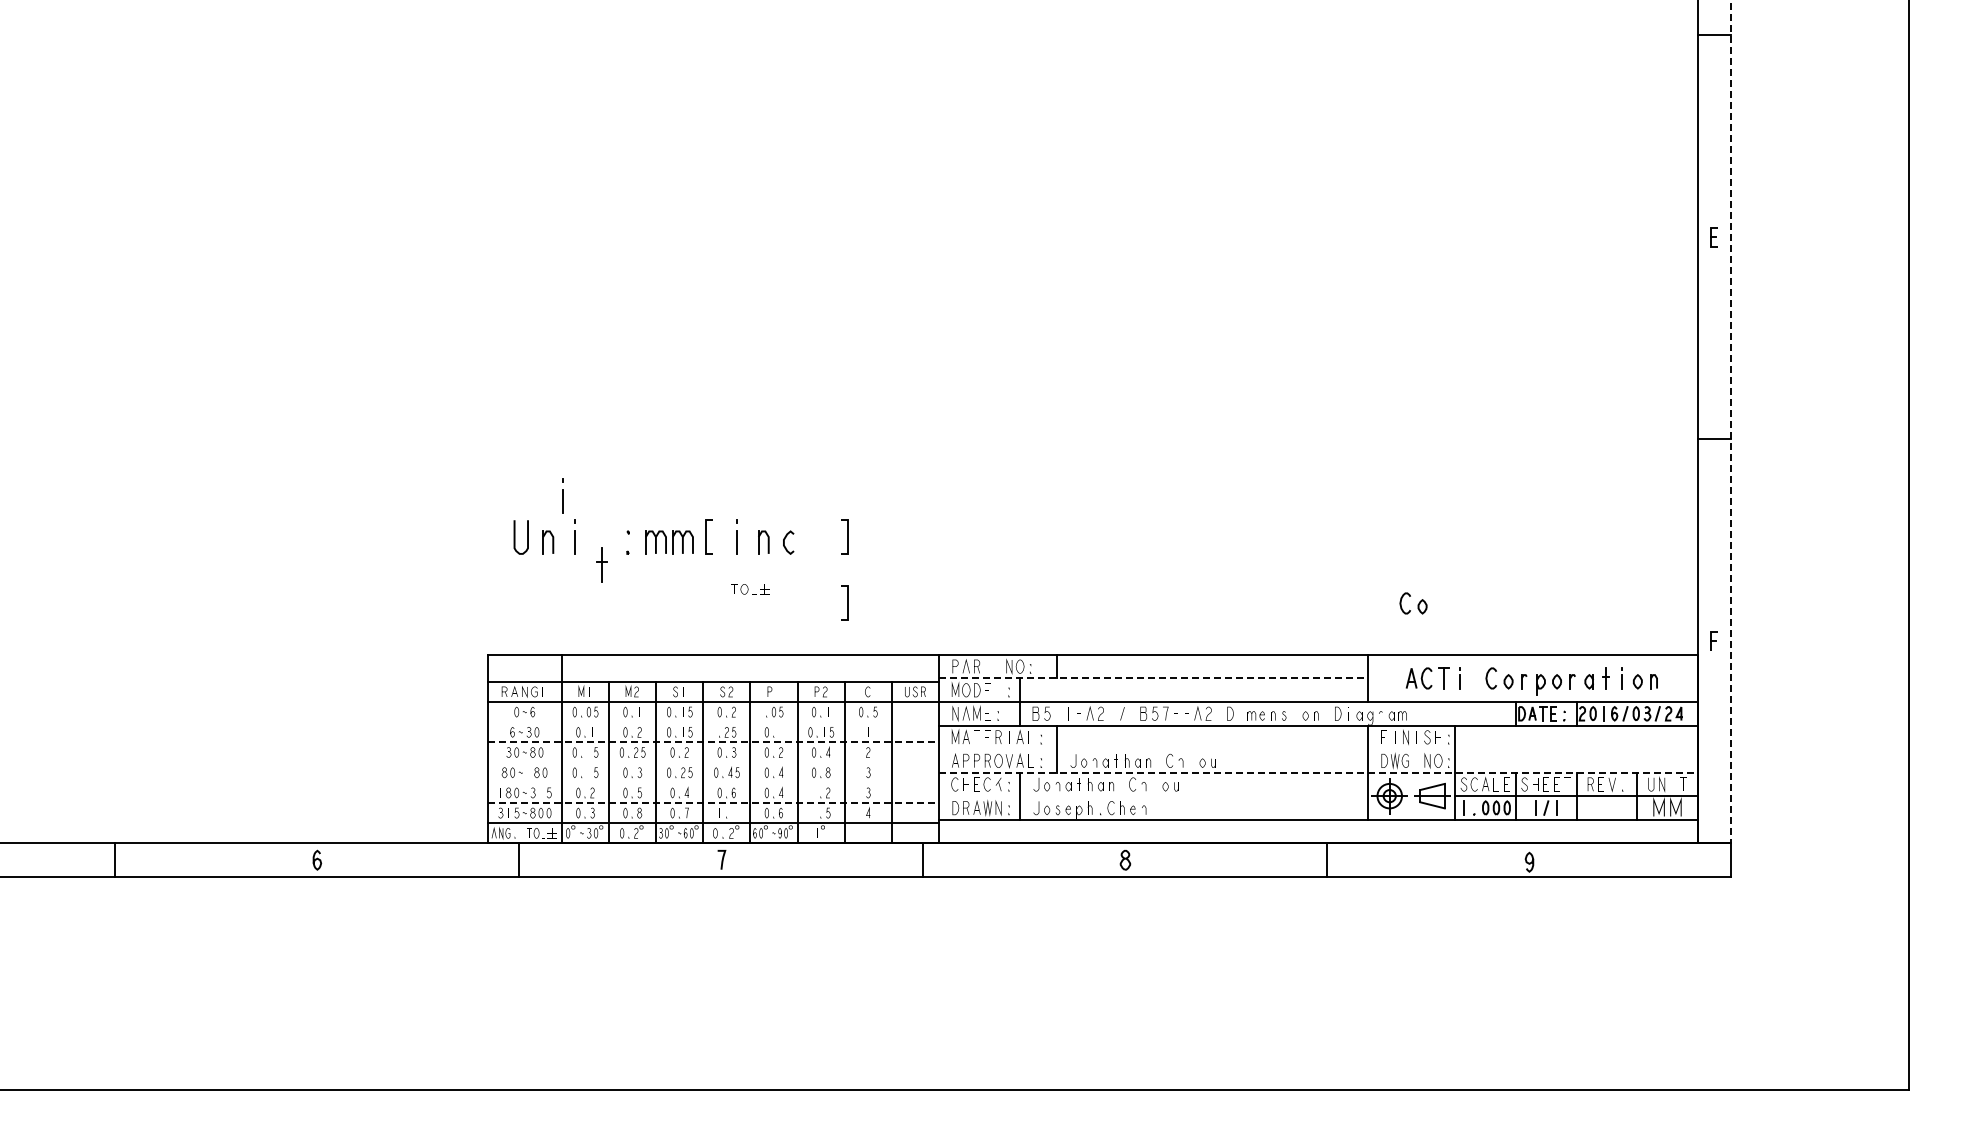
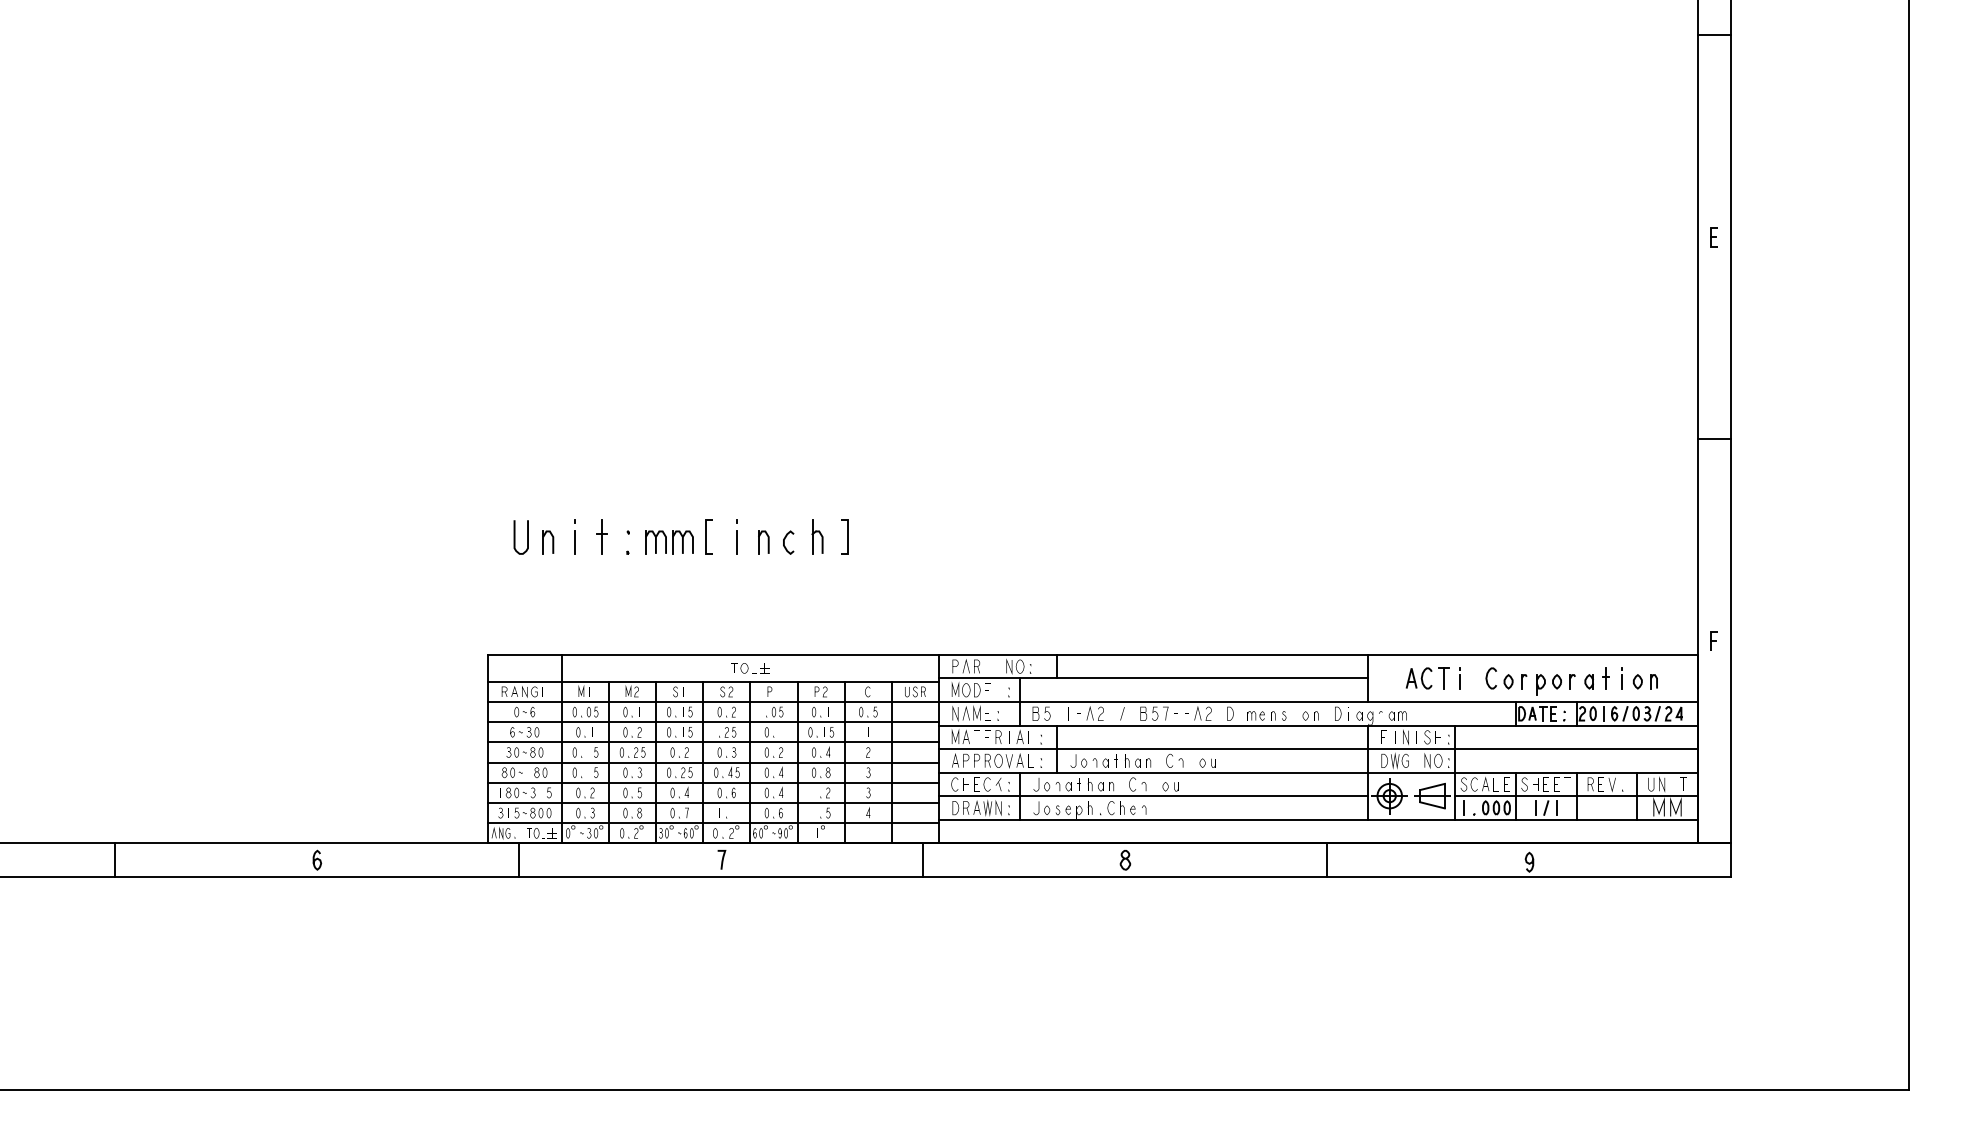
line: dashed -> solid (1731, 422)
line: present -> none (562, 495)
part: none -> present (817, 536)
part position: (601, 564) -> (601, 536) (601, 536)
part position: (750, 589) -> (750, 668) (750, 668)
line: present -> none (847, 602)
part: present -> none (1413, 603)
line: dashed -> solid (1153, 678)
line: none -> present (712, 722)
line: dashed -> solid (713, 742)
line: none -> present (1317, 749)
line: none -> present (712, 762)
line: dashed -> solid (1318, 772)
line: none -> present (712, 782)
line: none -> present (1152, 796)
line: dashed -> solid (713, 803)
